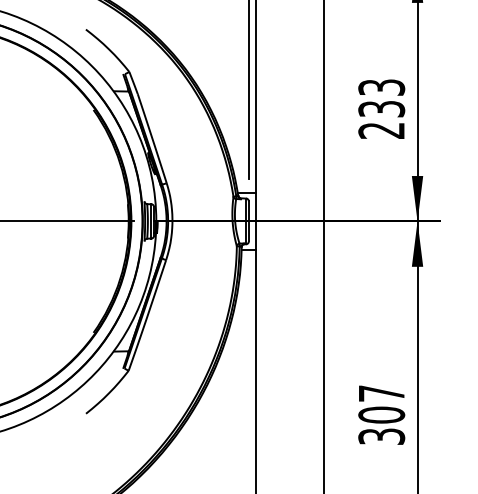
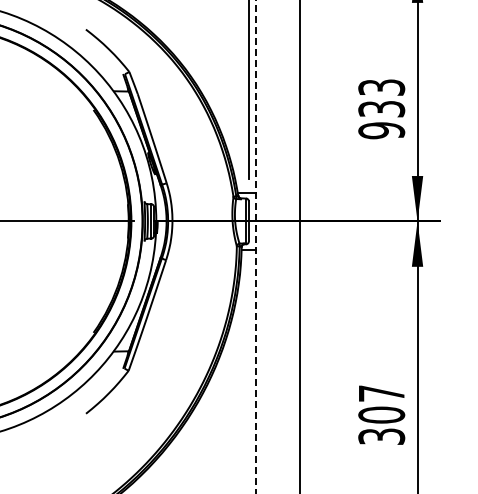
text: 233 -> 933 (381, 130)
line: solid -> dashed (255, 246)
line position: (323, 246) -> (299, 246) (299, 246)
